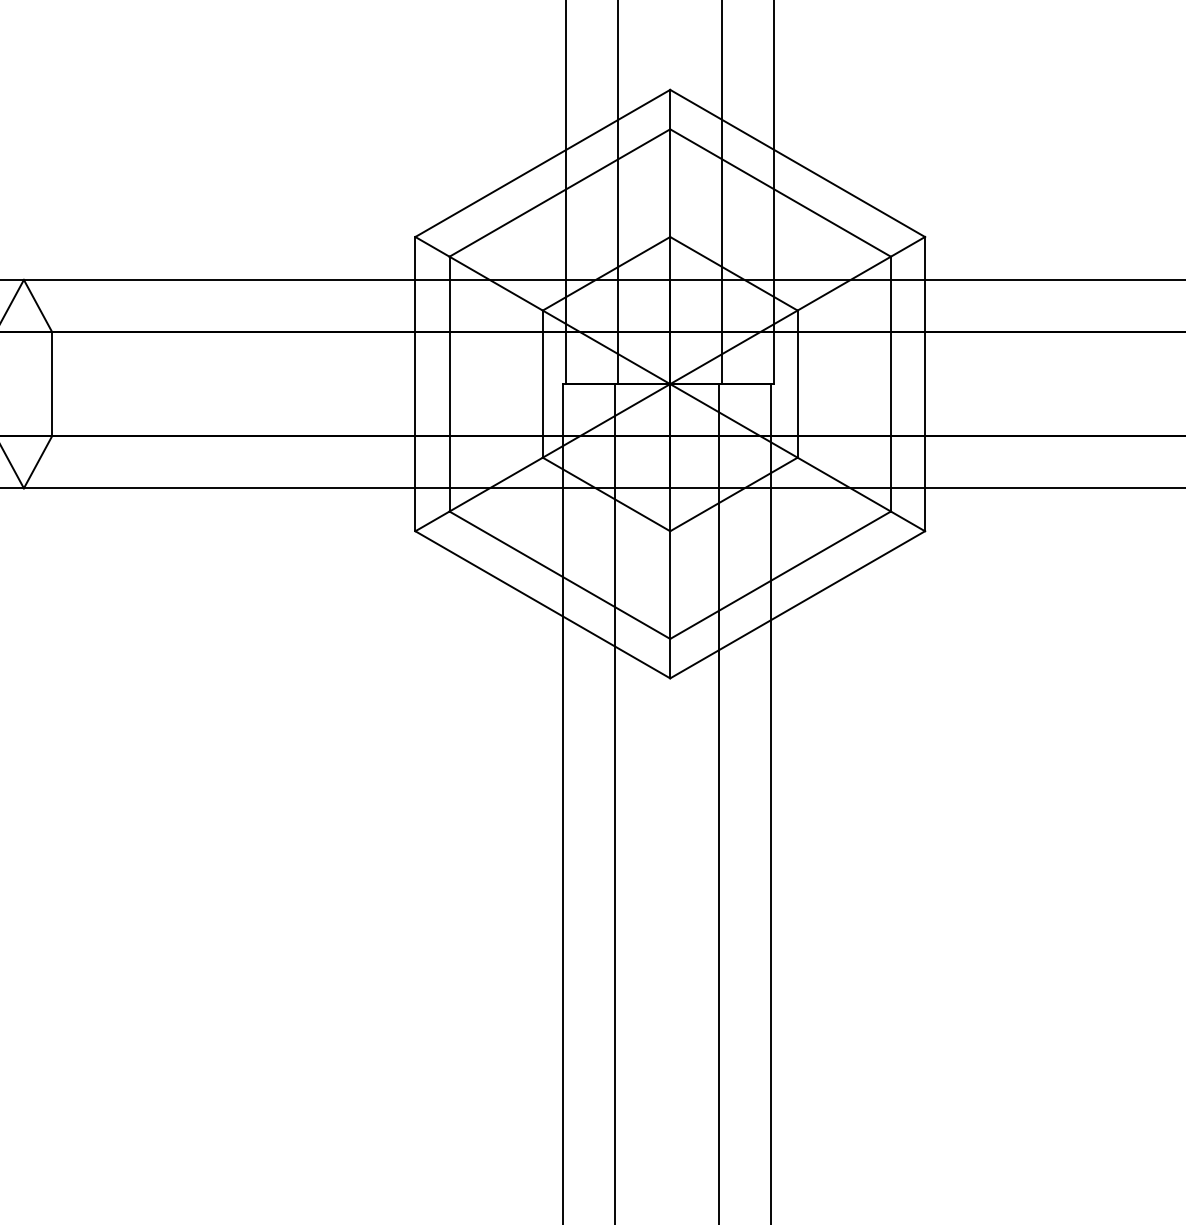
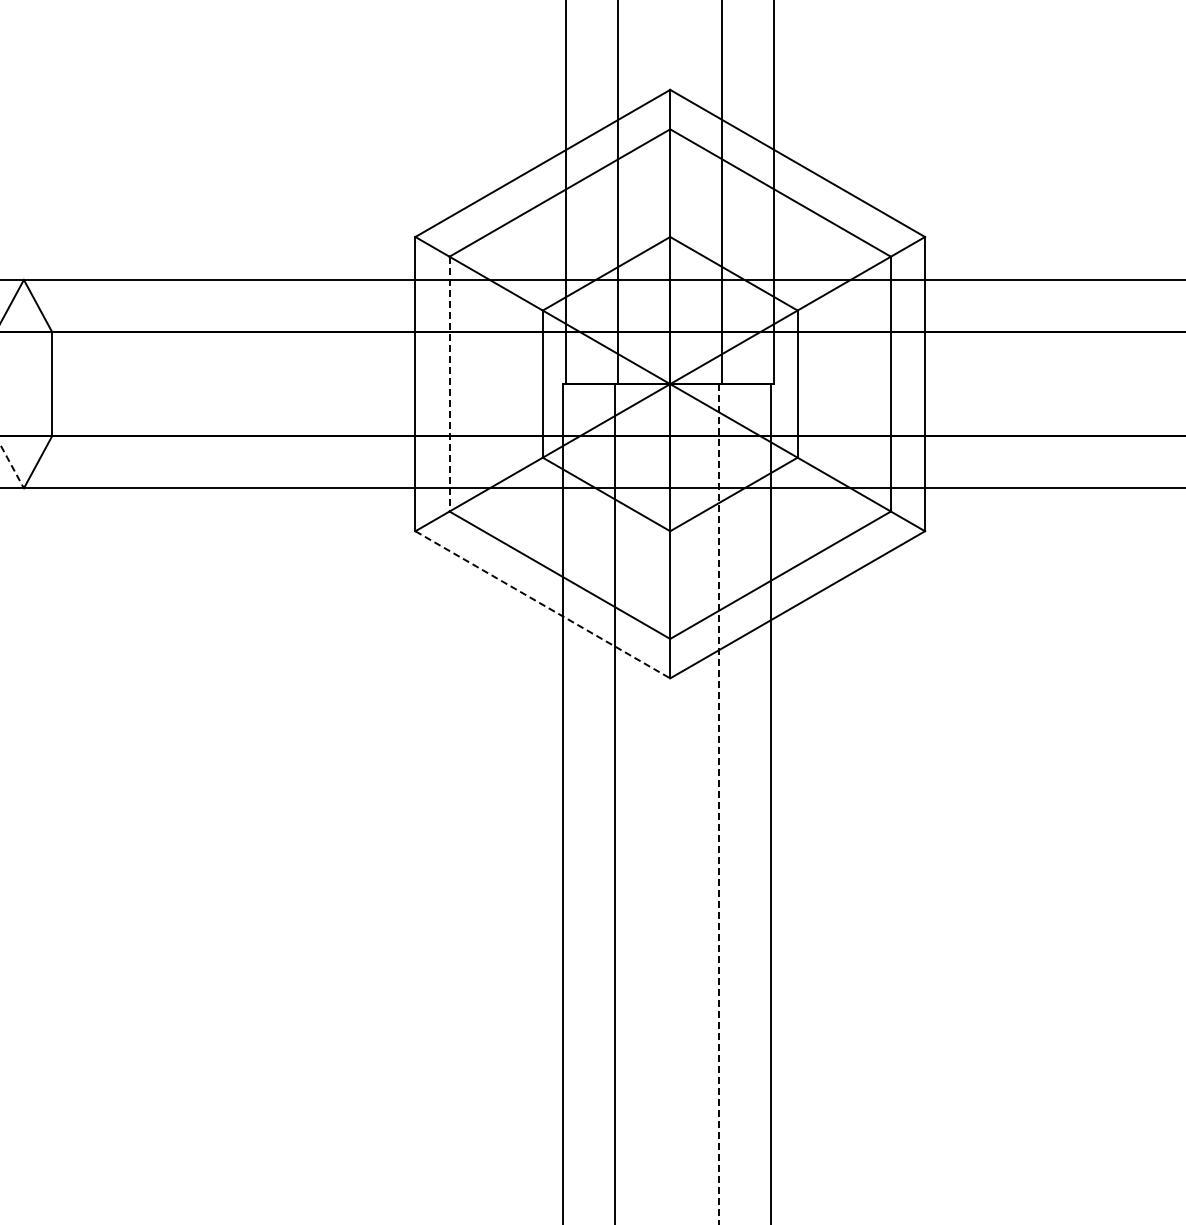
line: solid -> dashed (449, 384)
line: solid -> dashed (12, 466)
line: solid -> dashed (543, 605)
line: solid -> dashed (719, 804)
